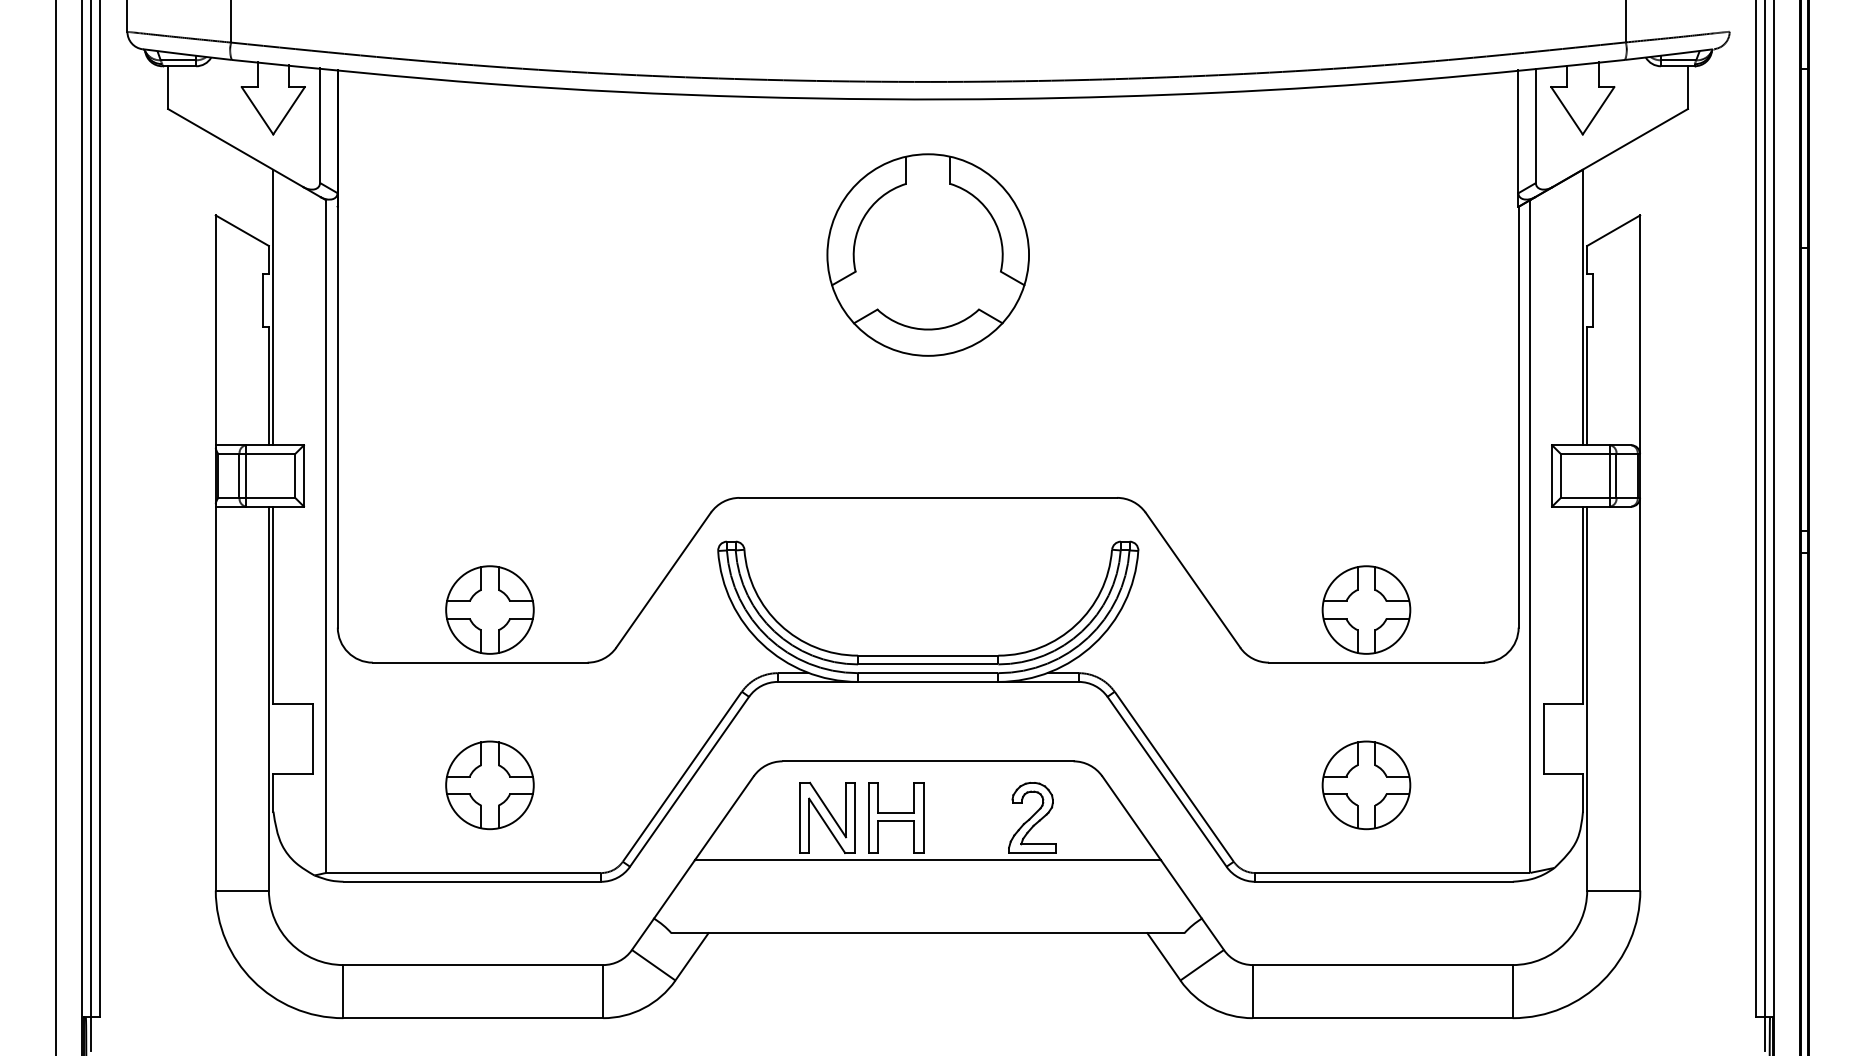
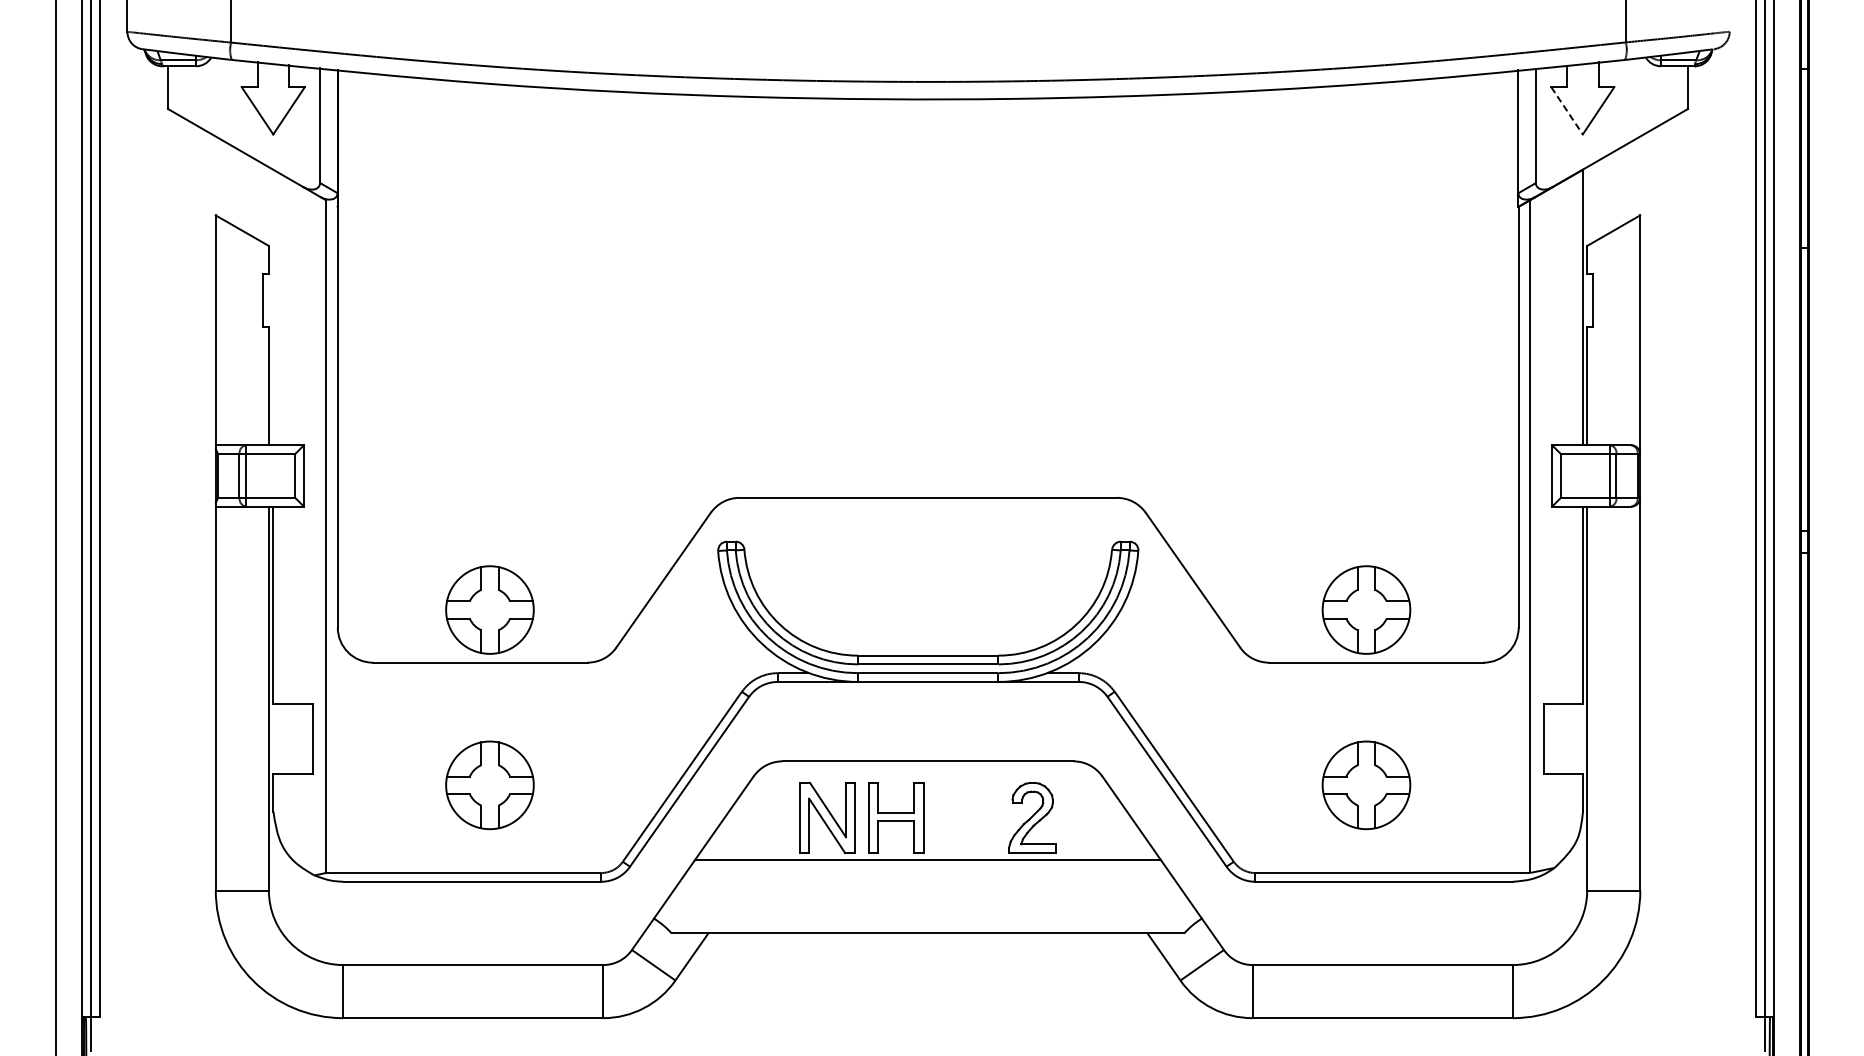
line: solid -> dashed (1567, 111)
part: present -> none (927, 254)
line: present -> none (273, 307)
